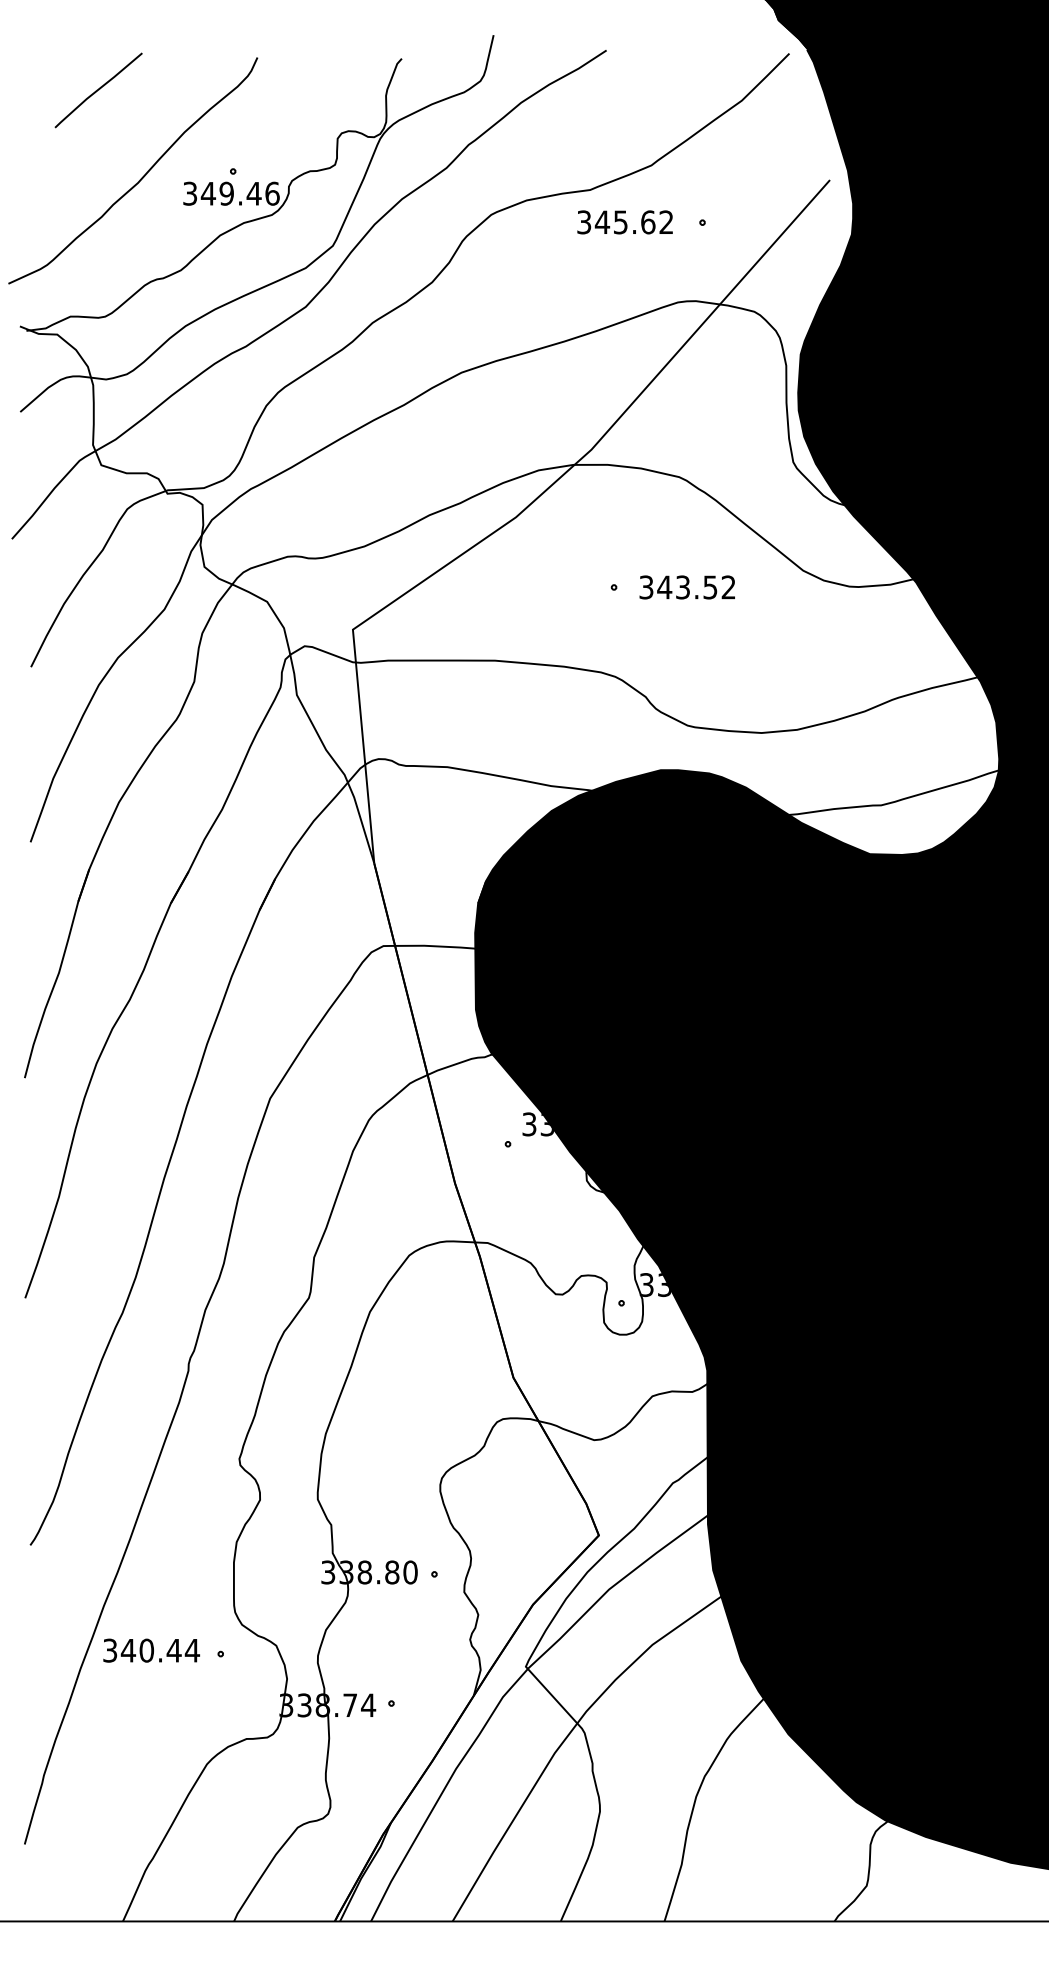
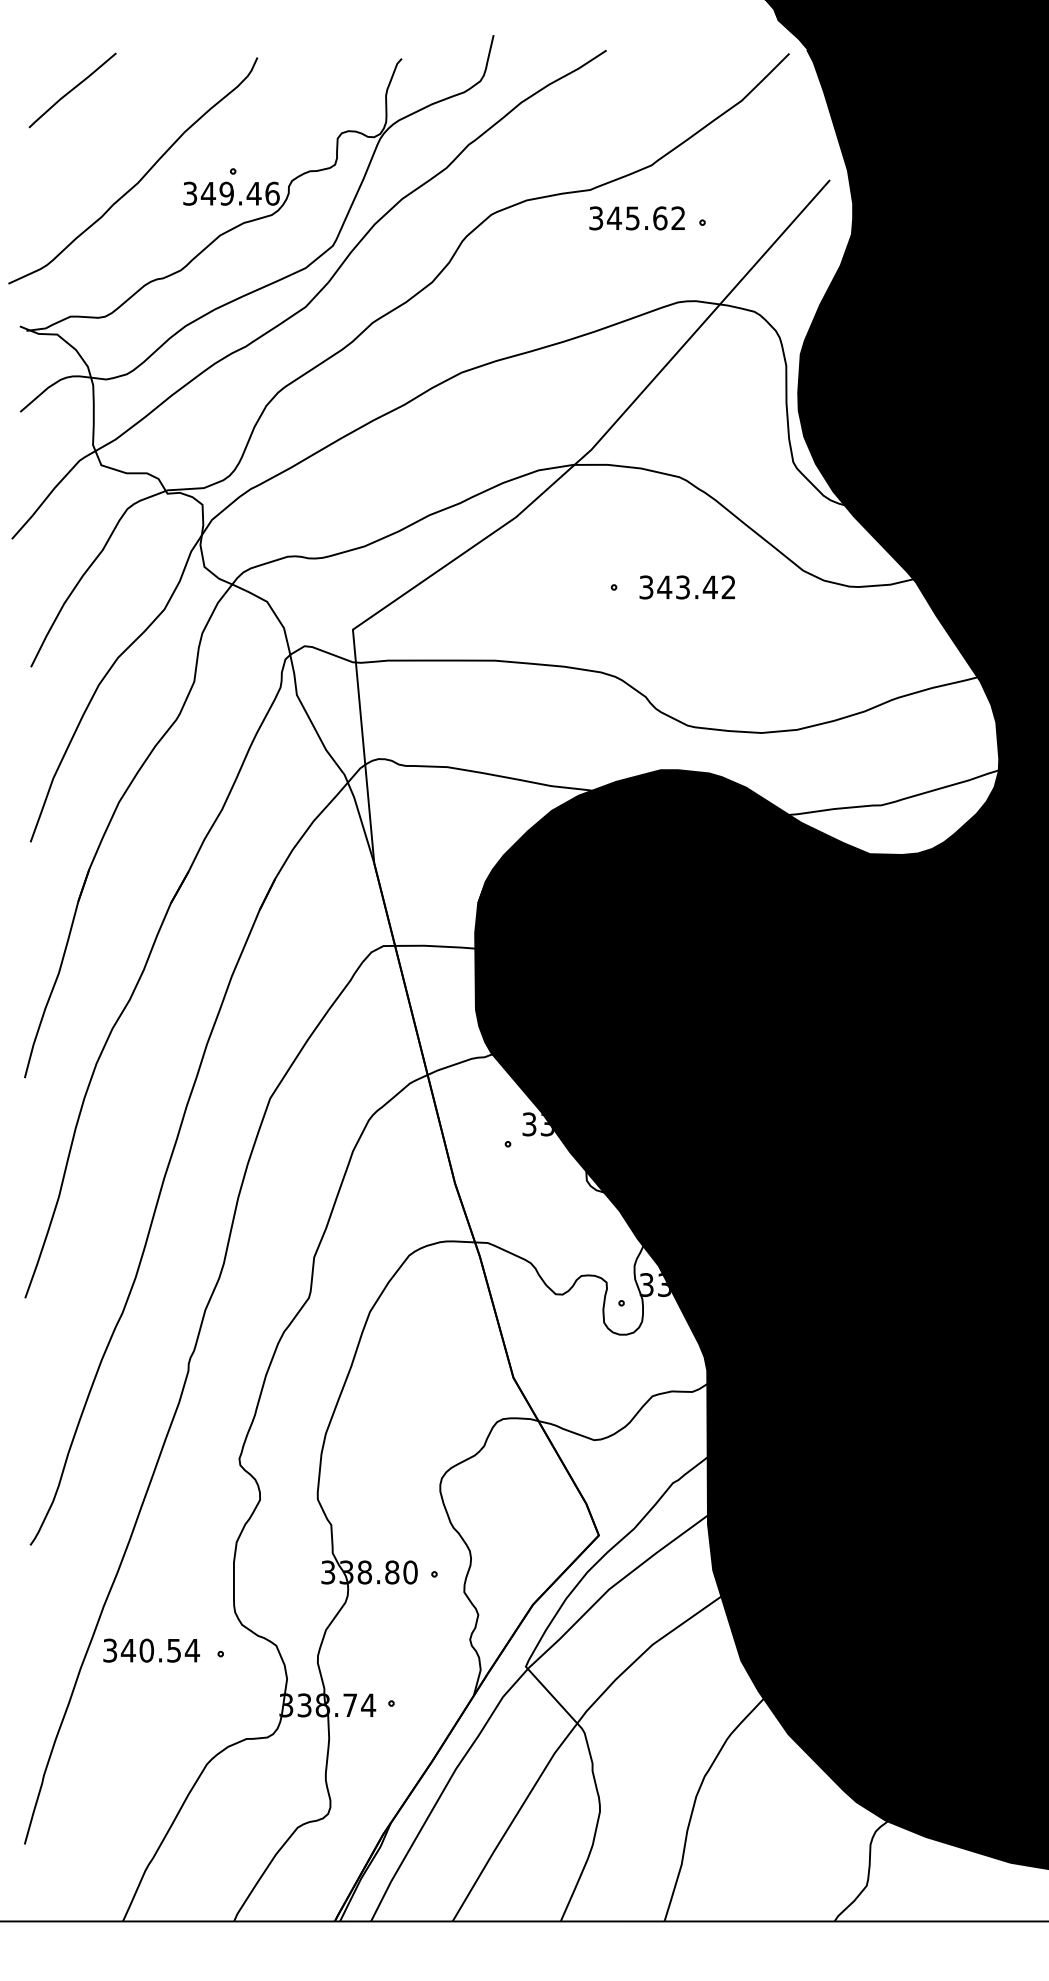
line position: (98, 90) -> (72, 90) (72, 90)
text position: (624, 222) -> (636, 218) (636, 218)
text: 343.52 -> 343.42 (709, 587)
text: 340.44 -> 340.54 (173, 1650)
